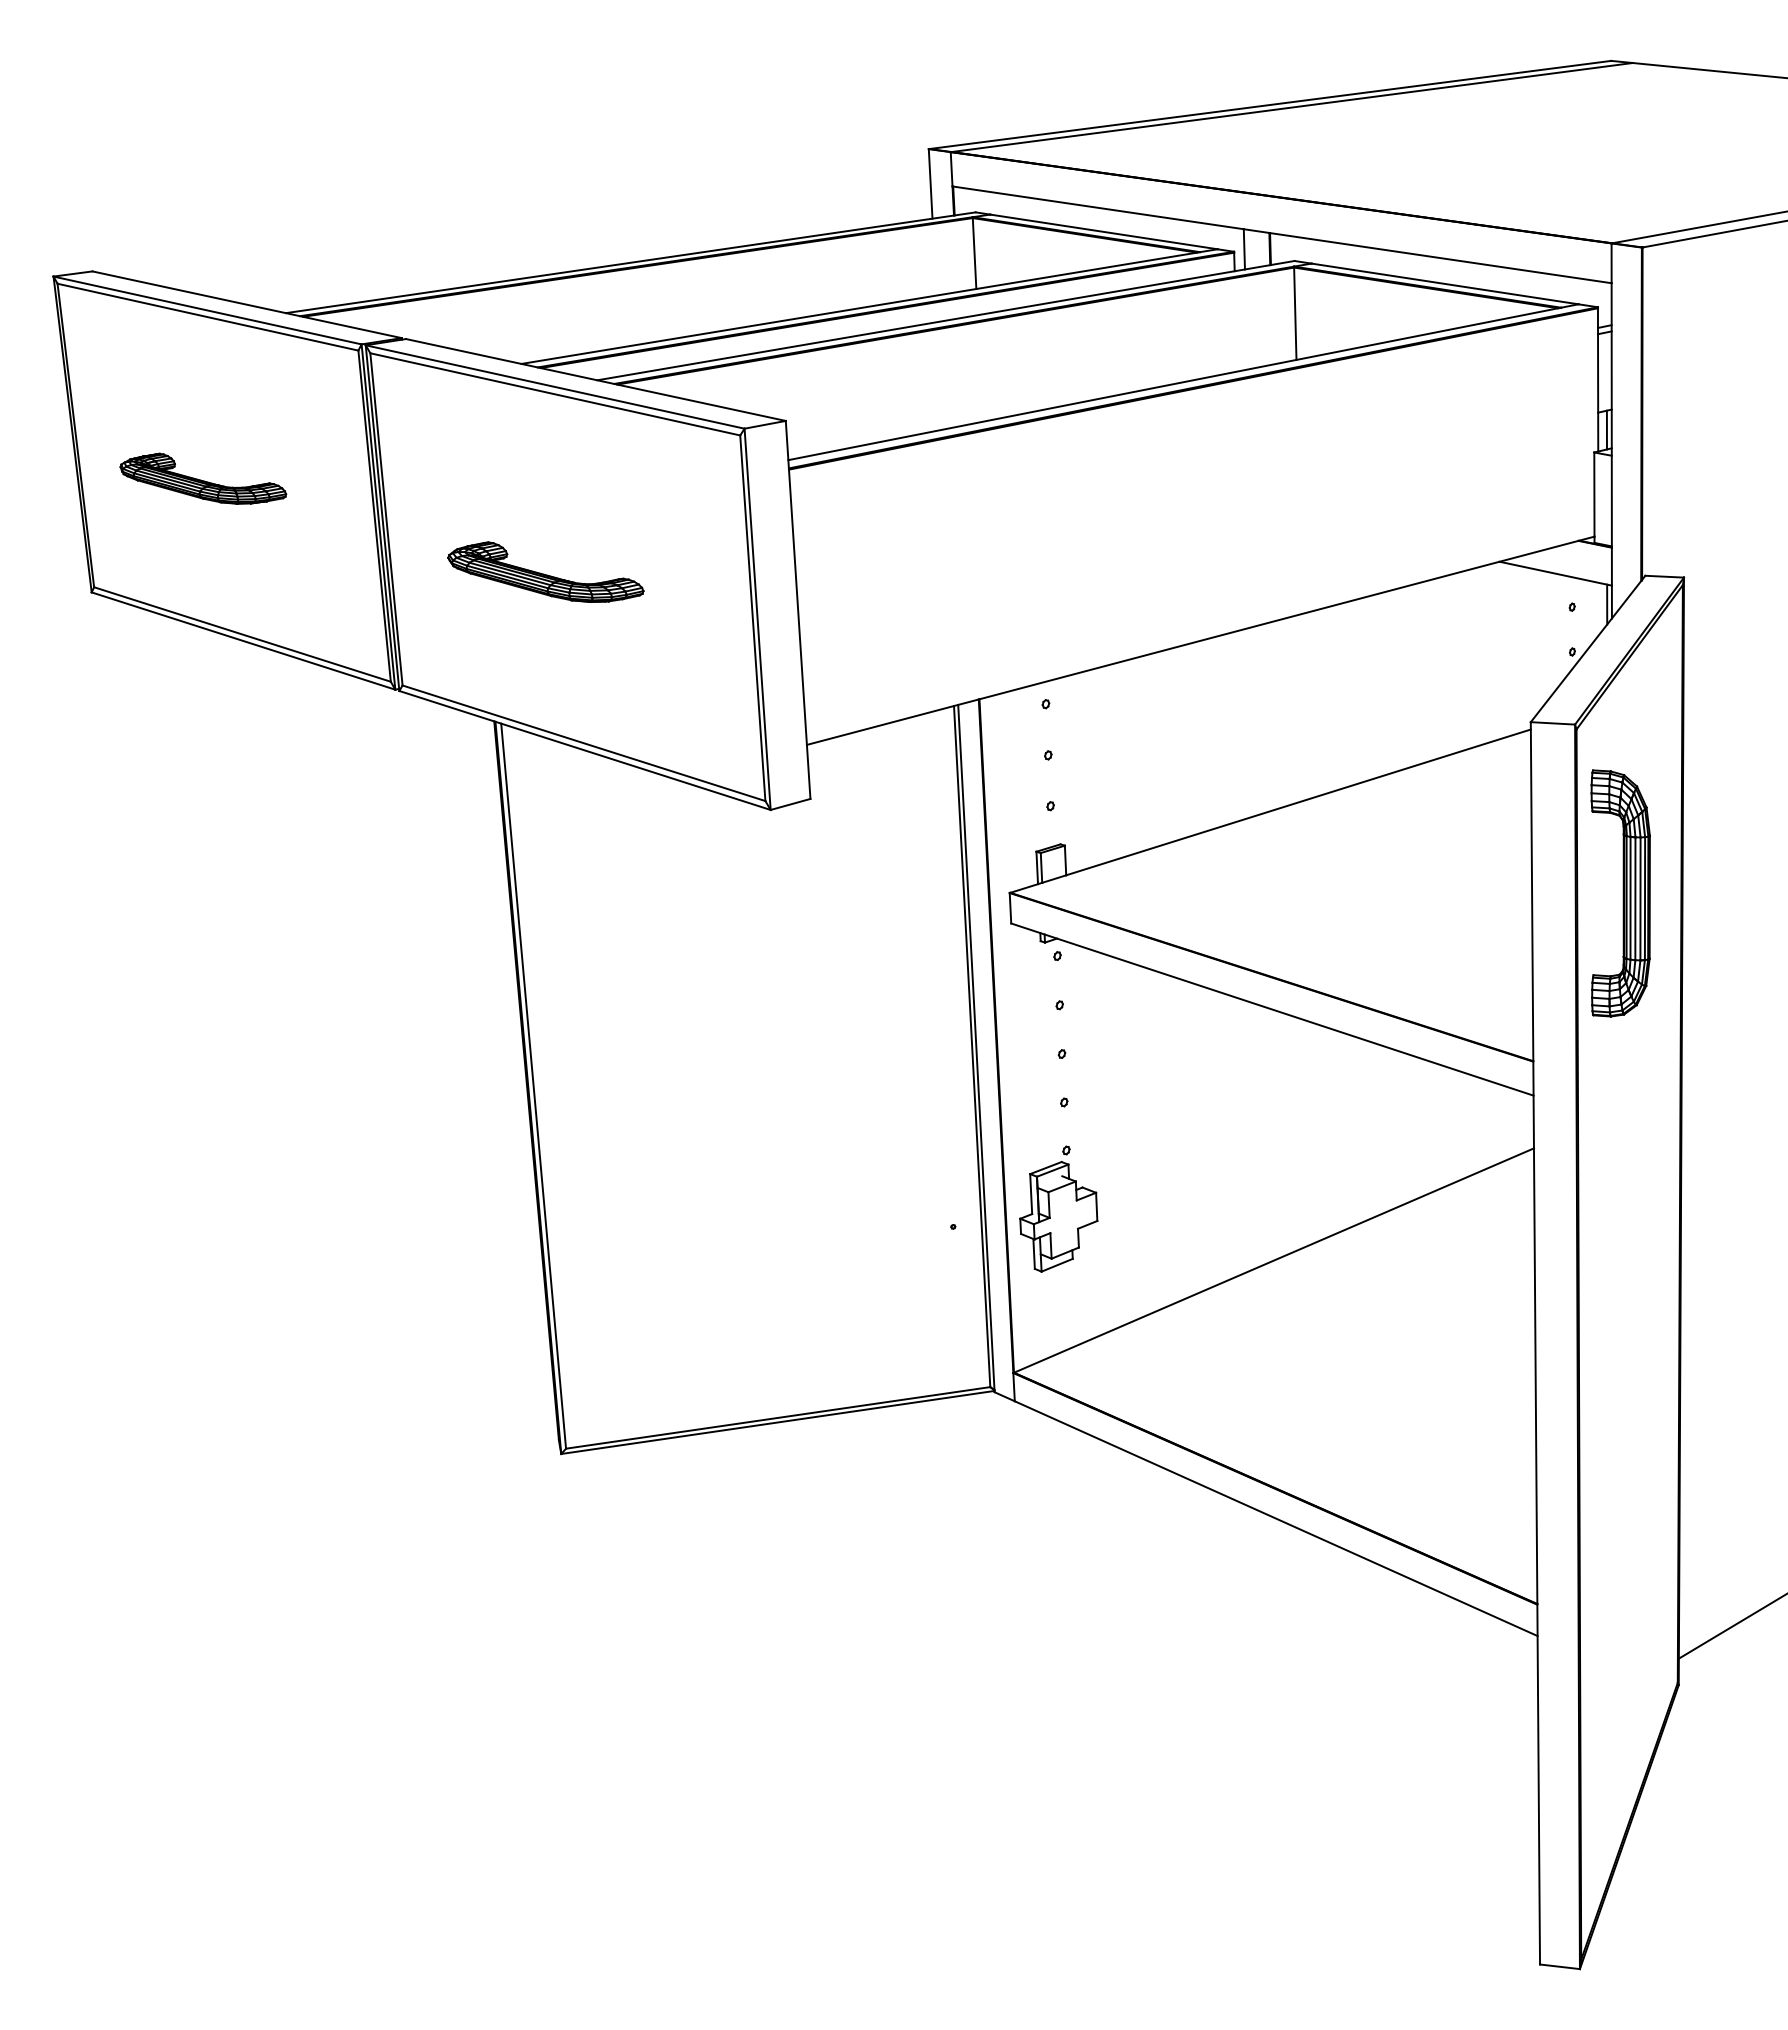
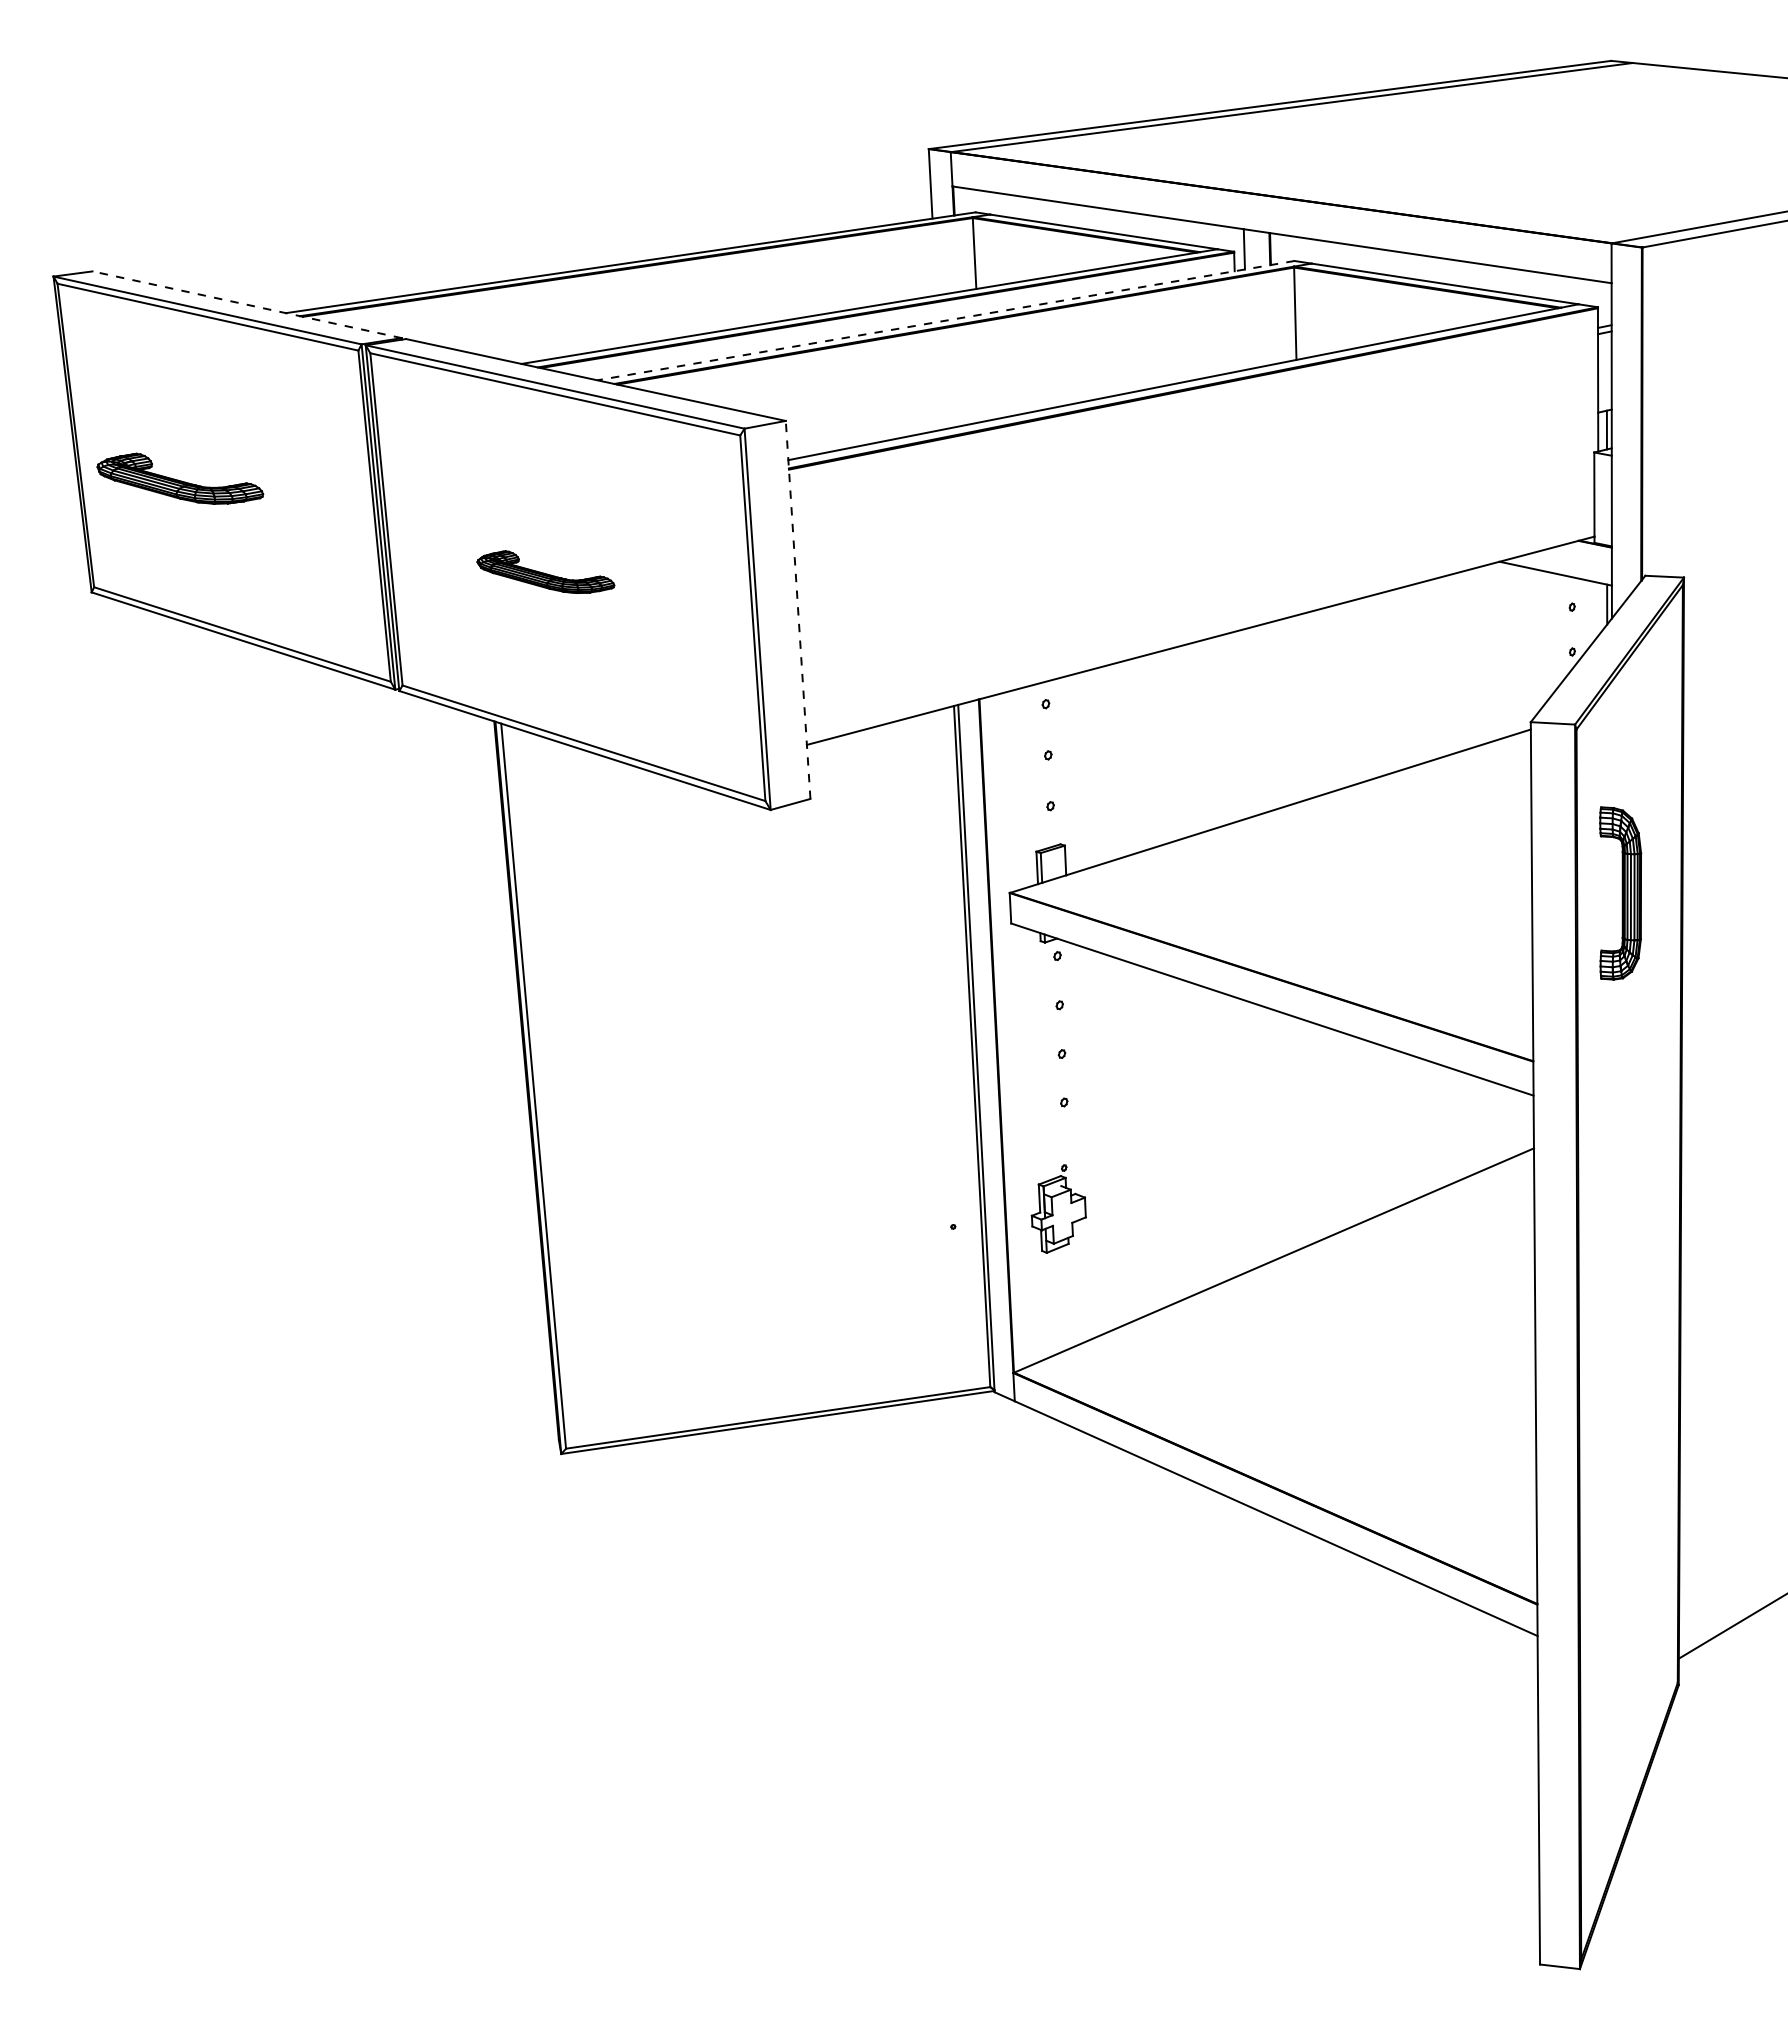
line: solid -> dashed (246, 304)
line: solid -> dashed (945, 320)
part position: (203, 478) -> (180, 478) (180, 478)
part size: 198x62 px -> 140x44 px (545, 571)
line: solid -> dashed (798, 609)
part size: 61x249 px -> 44x175 px (1620, 893)
part size: 80x128 px -> 57x90 px (1058, 1208)
